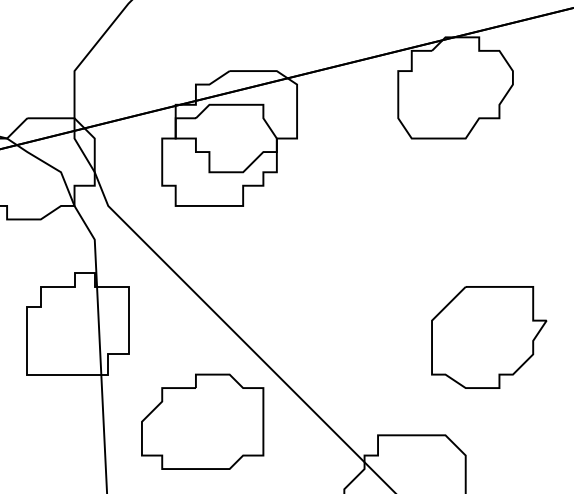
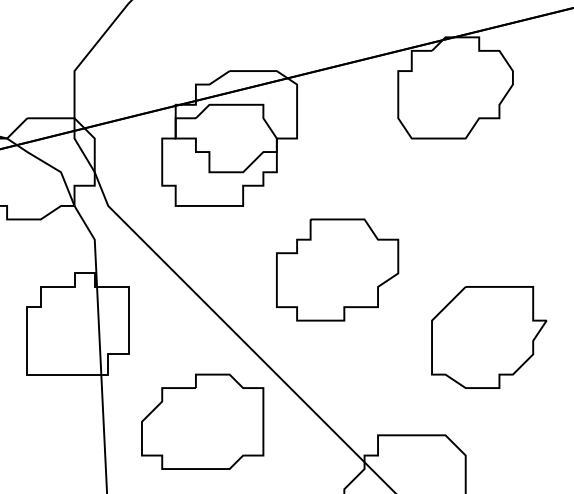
part: none -> present (337, 269)
